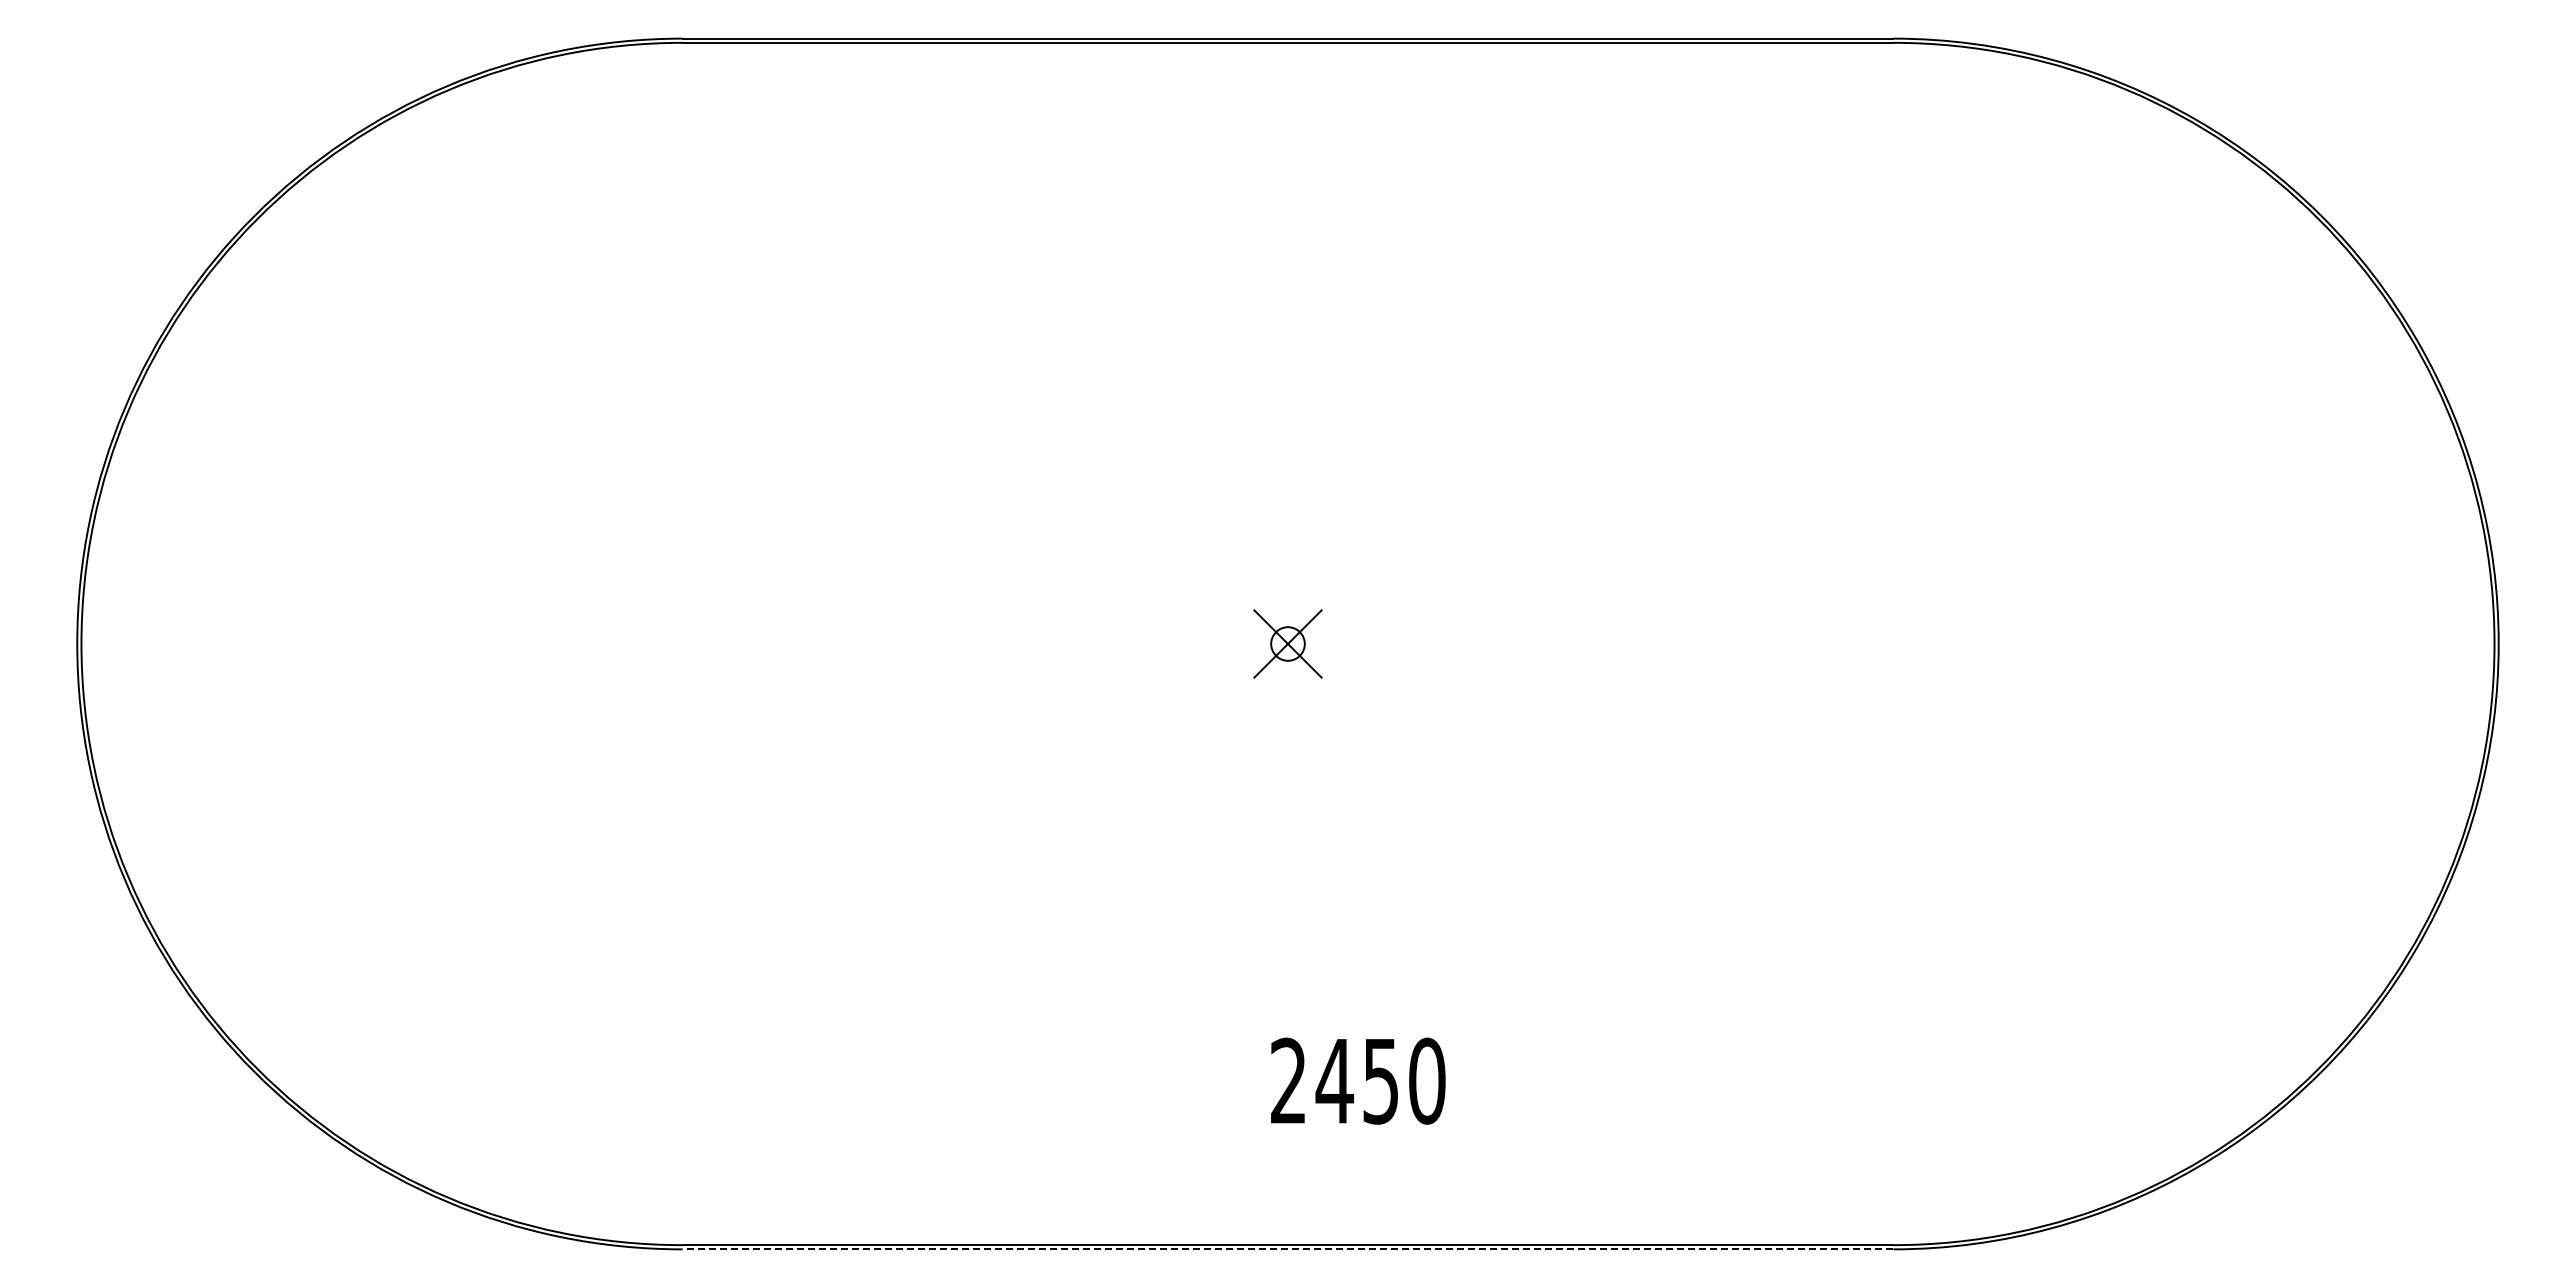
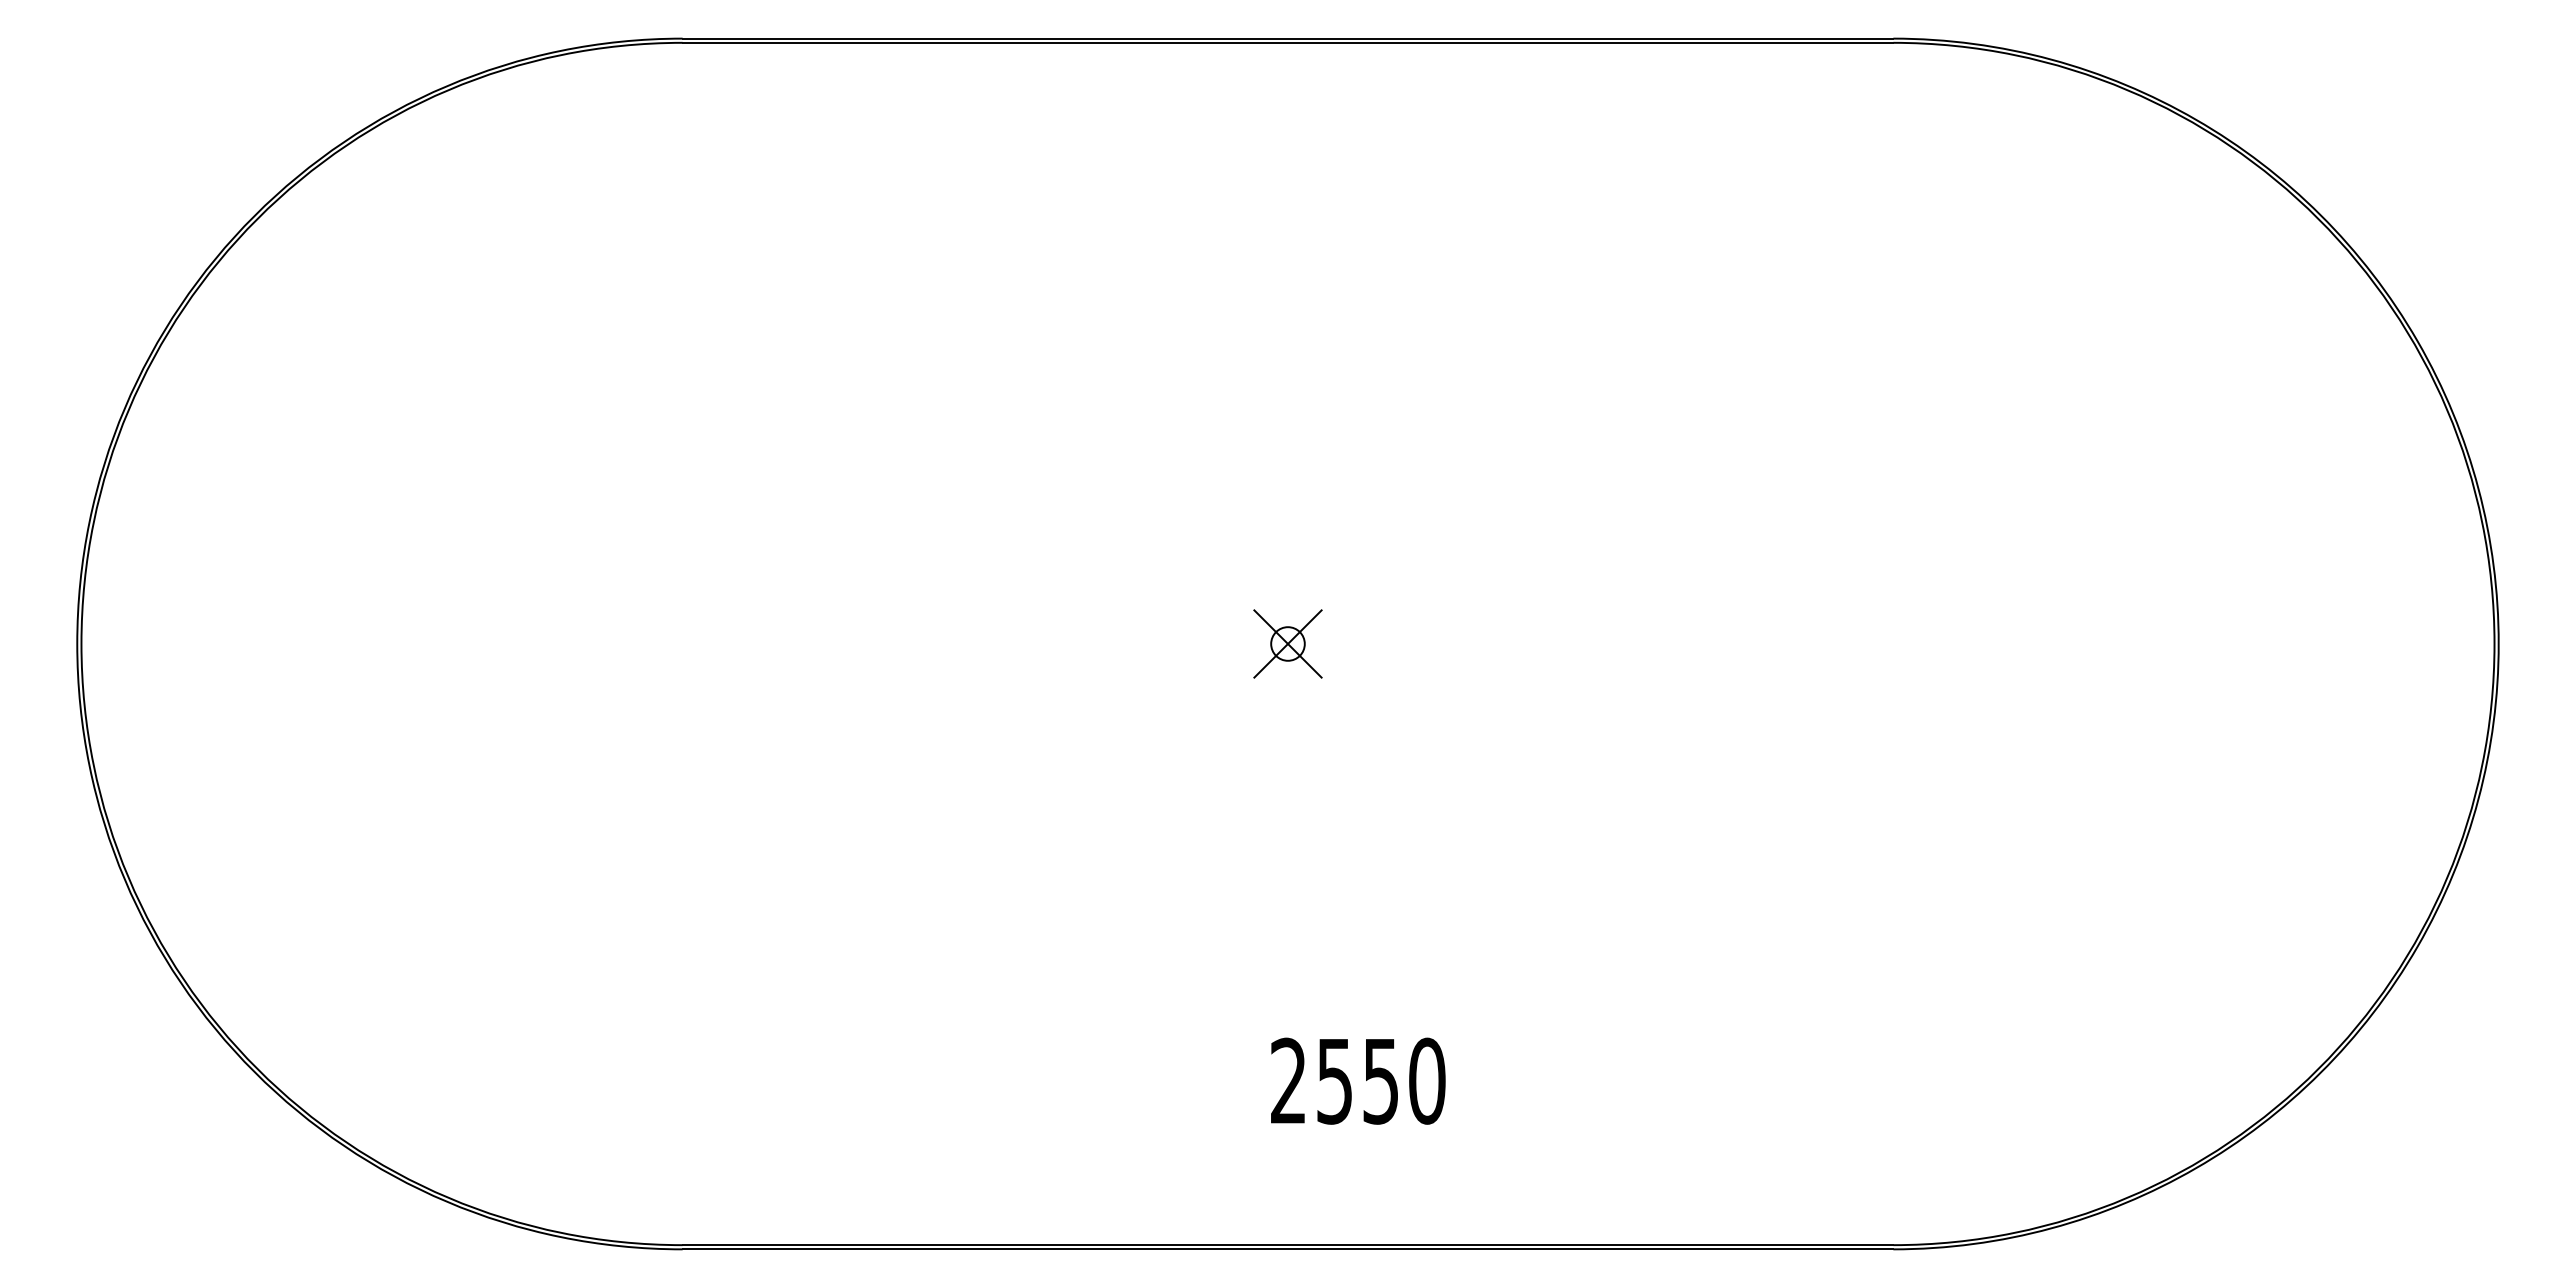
text: 2450 -> 2550 (1334, 1081)
line: dashed -> solid (1287, 1249)
